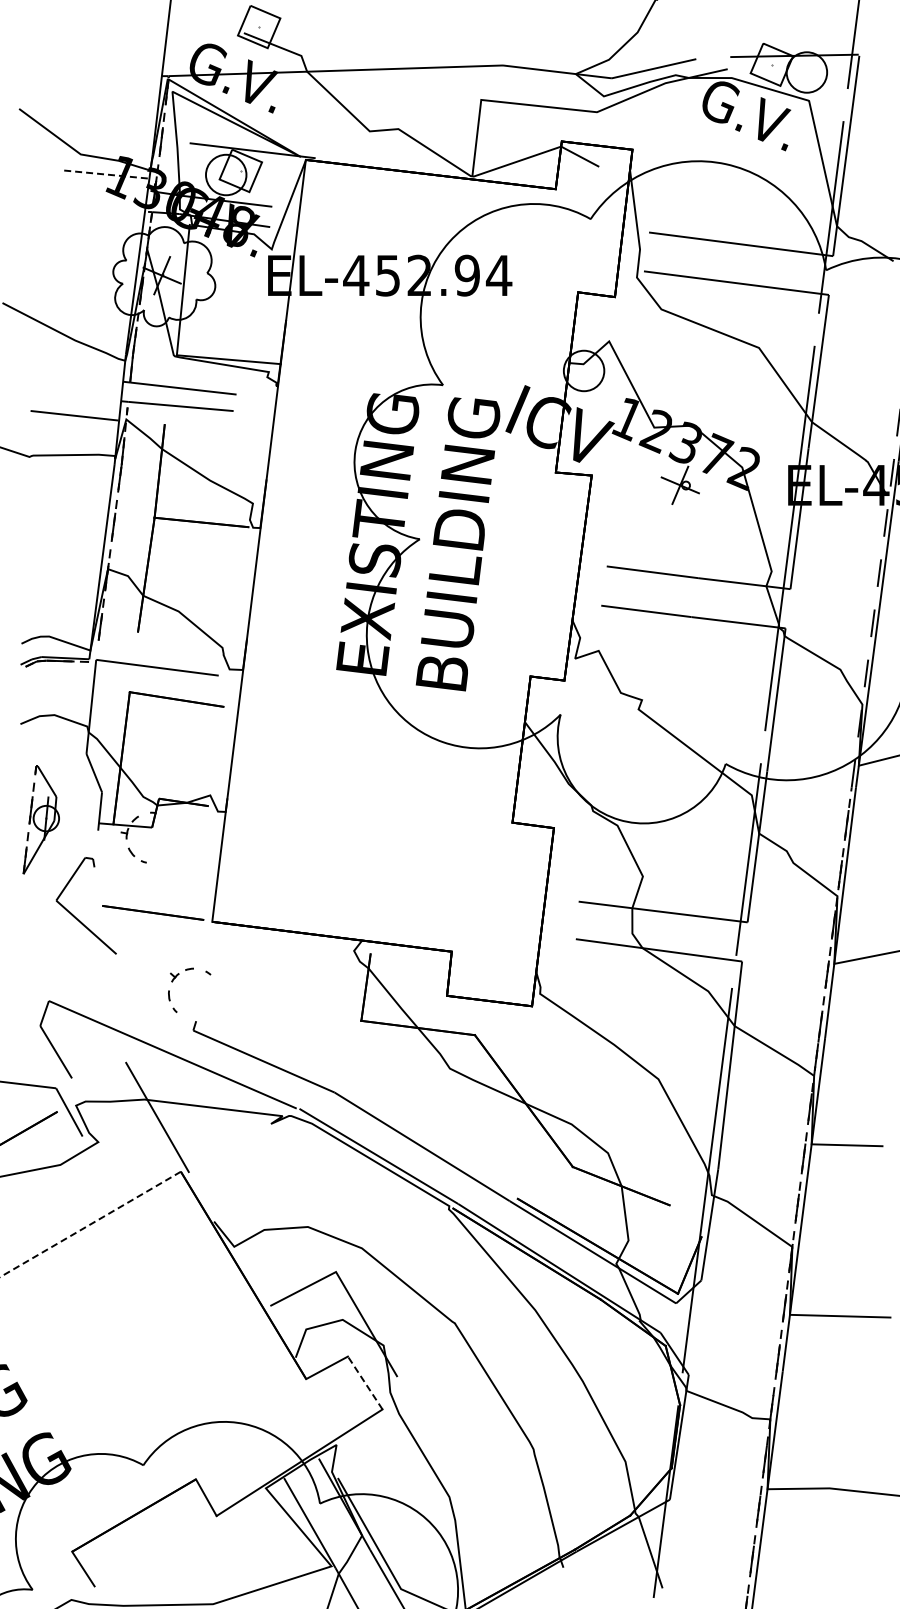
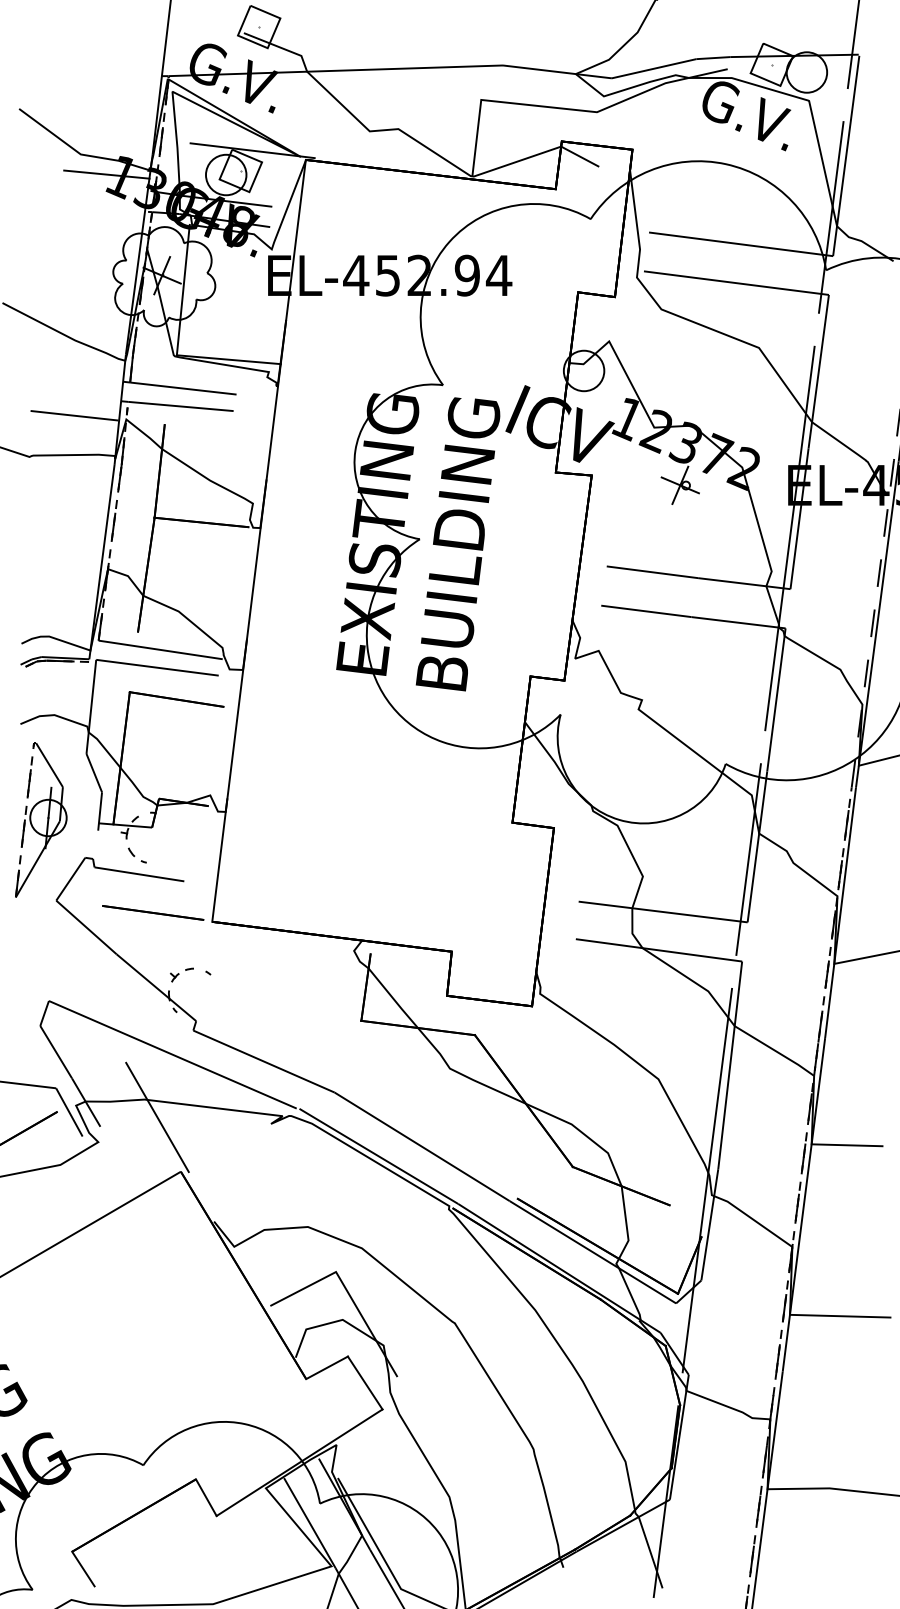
line: none -> present (713, 58)
line: dashed -> solid (106, 174)
line: none -> present (160, 649)
part size: 38x110 px -> 53x156 px (41, 819)
line: none -> present (139, 874)
line: none -> present (156, 987)
line: none -> present (86, 1102)
line: dashed -> solid (90, 1224)
line: dashed -> solid (365, 1383)
